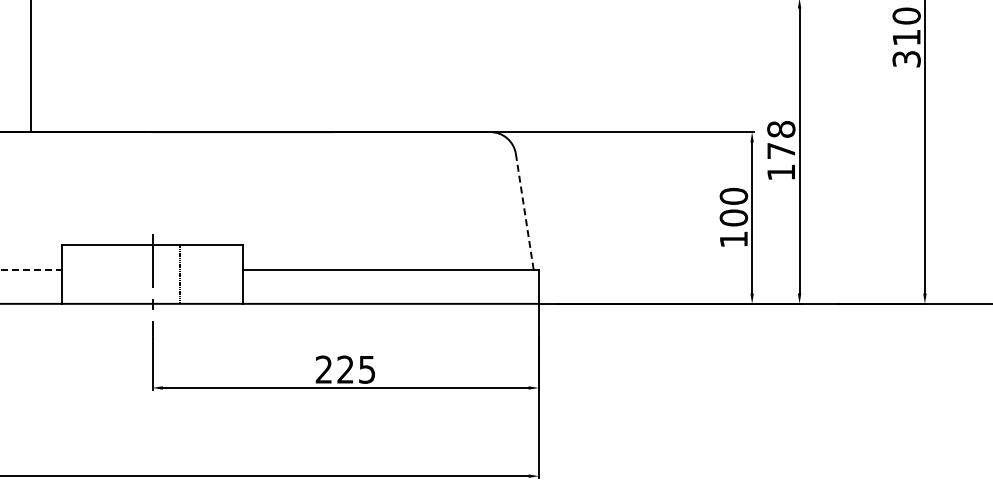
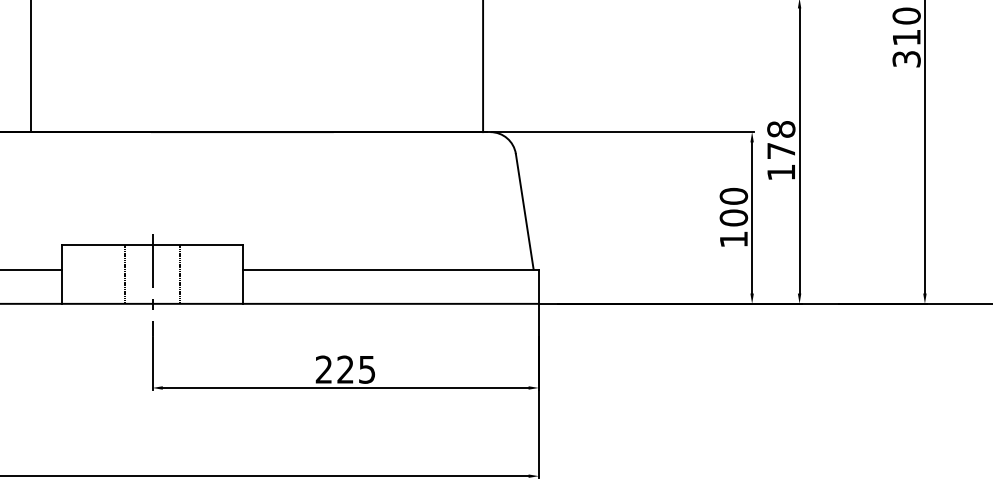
line: none -> present (483, 67)
line: dashed -> solid (524, 212)
line: dashed -> solid (31, 269)
line: none -> present (124, 274)
